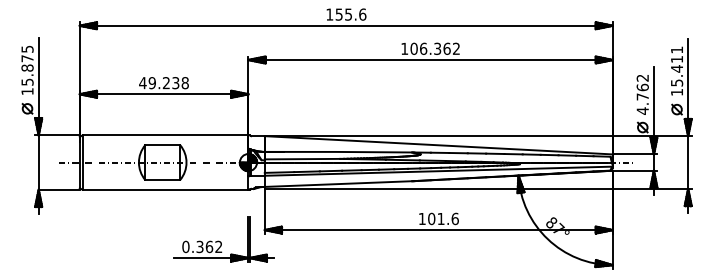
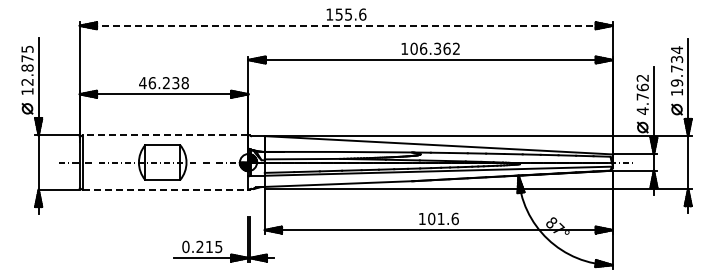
line: solid -> dashed (346, 25)
text: 15.411 -> 19.734 (676, 66)
text: 15.875 -> 12.875 (27, 81)
text: 49.238 -> 46.238 (152, 83)
line: solid -> dashed (165, 135)
line: solid -> dashed (165, 189)
text: 0.362 -> 0.215 (209, 246)
